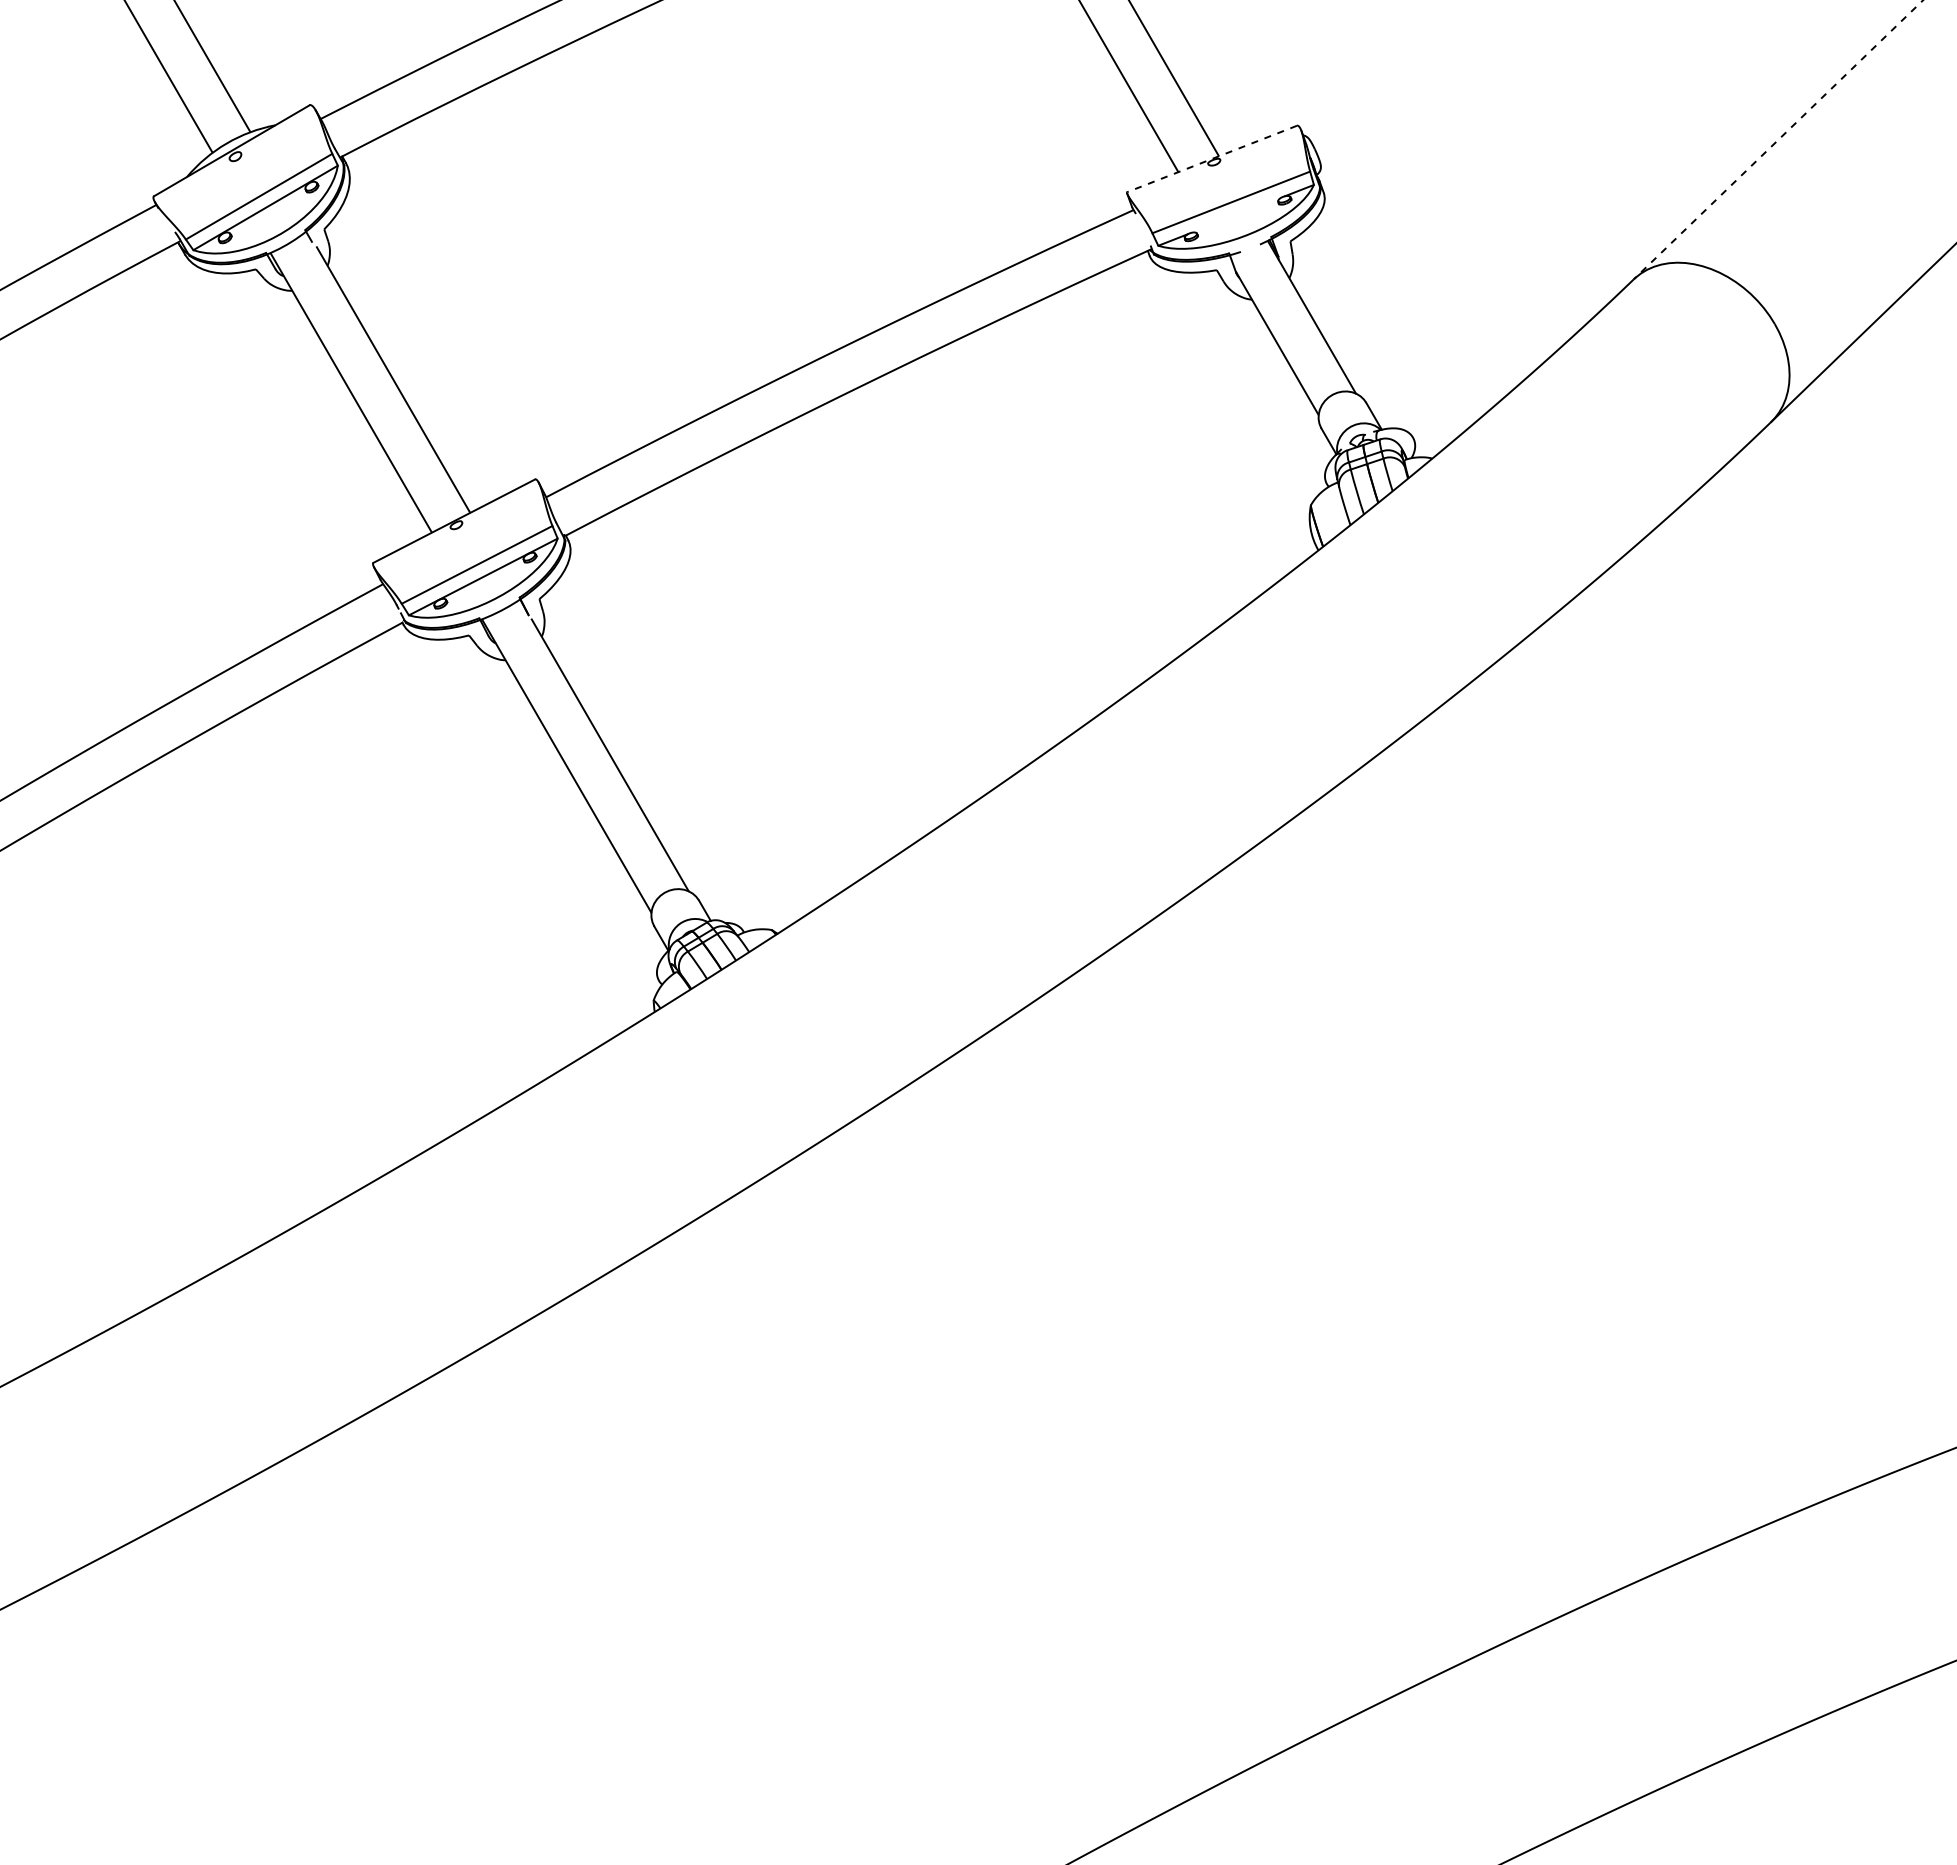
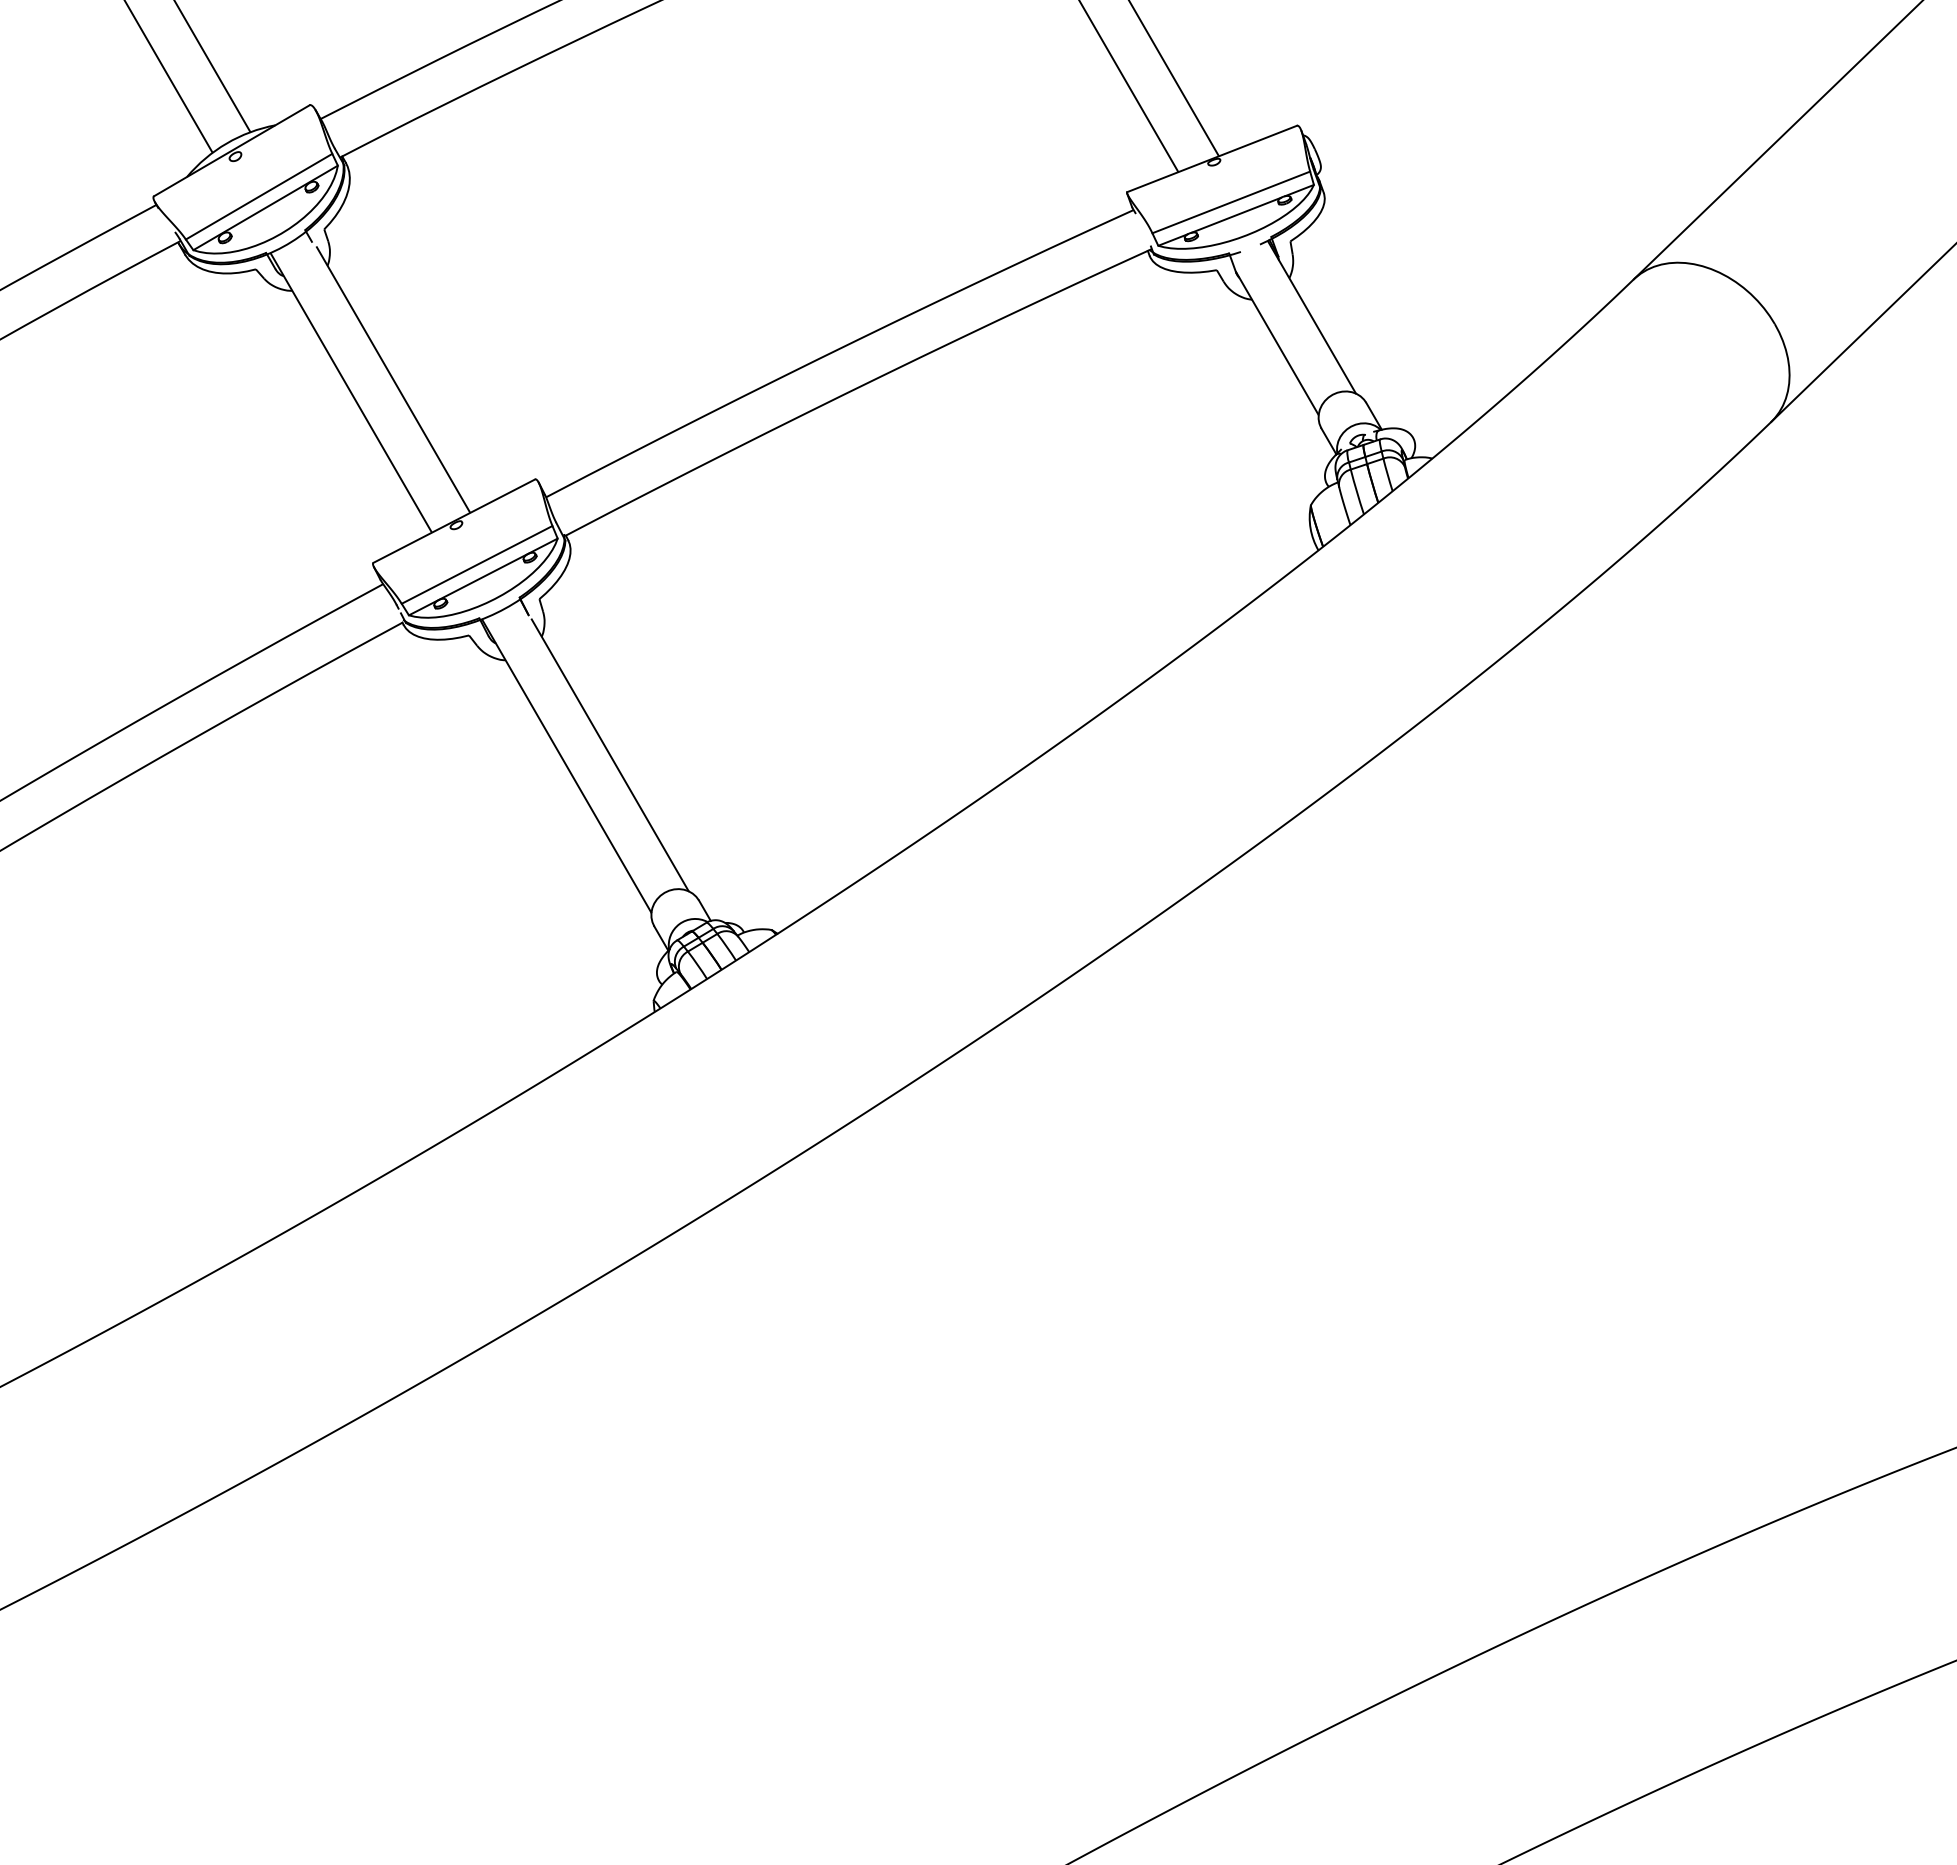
line: dashed -> solid (1778, 139)
line: dashed -> solid (1211, 159)
line: none -> present (1235, 214)
